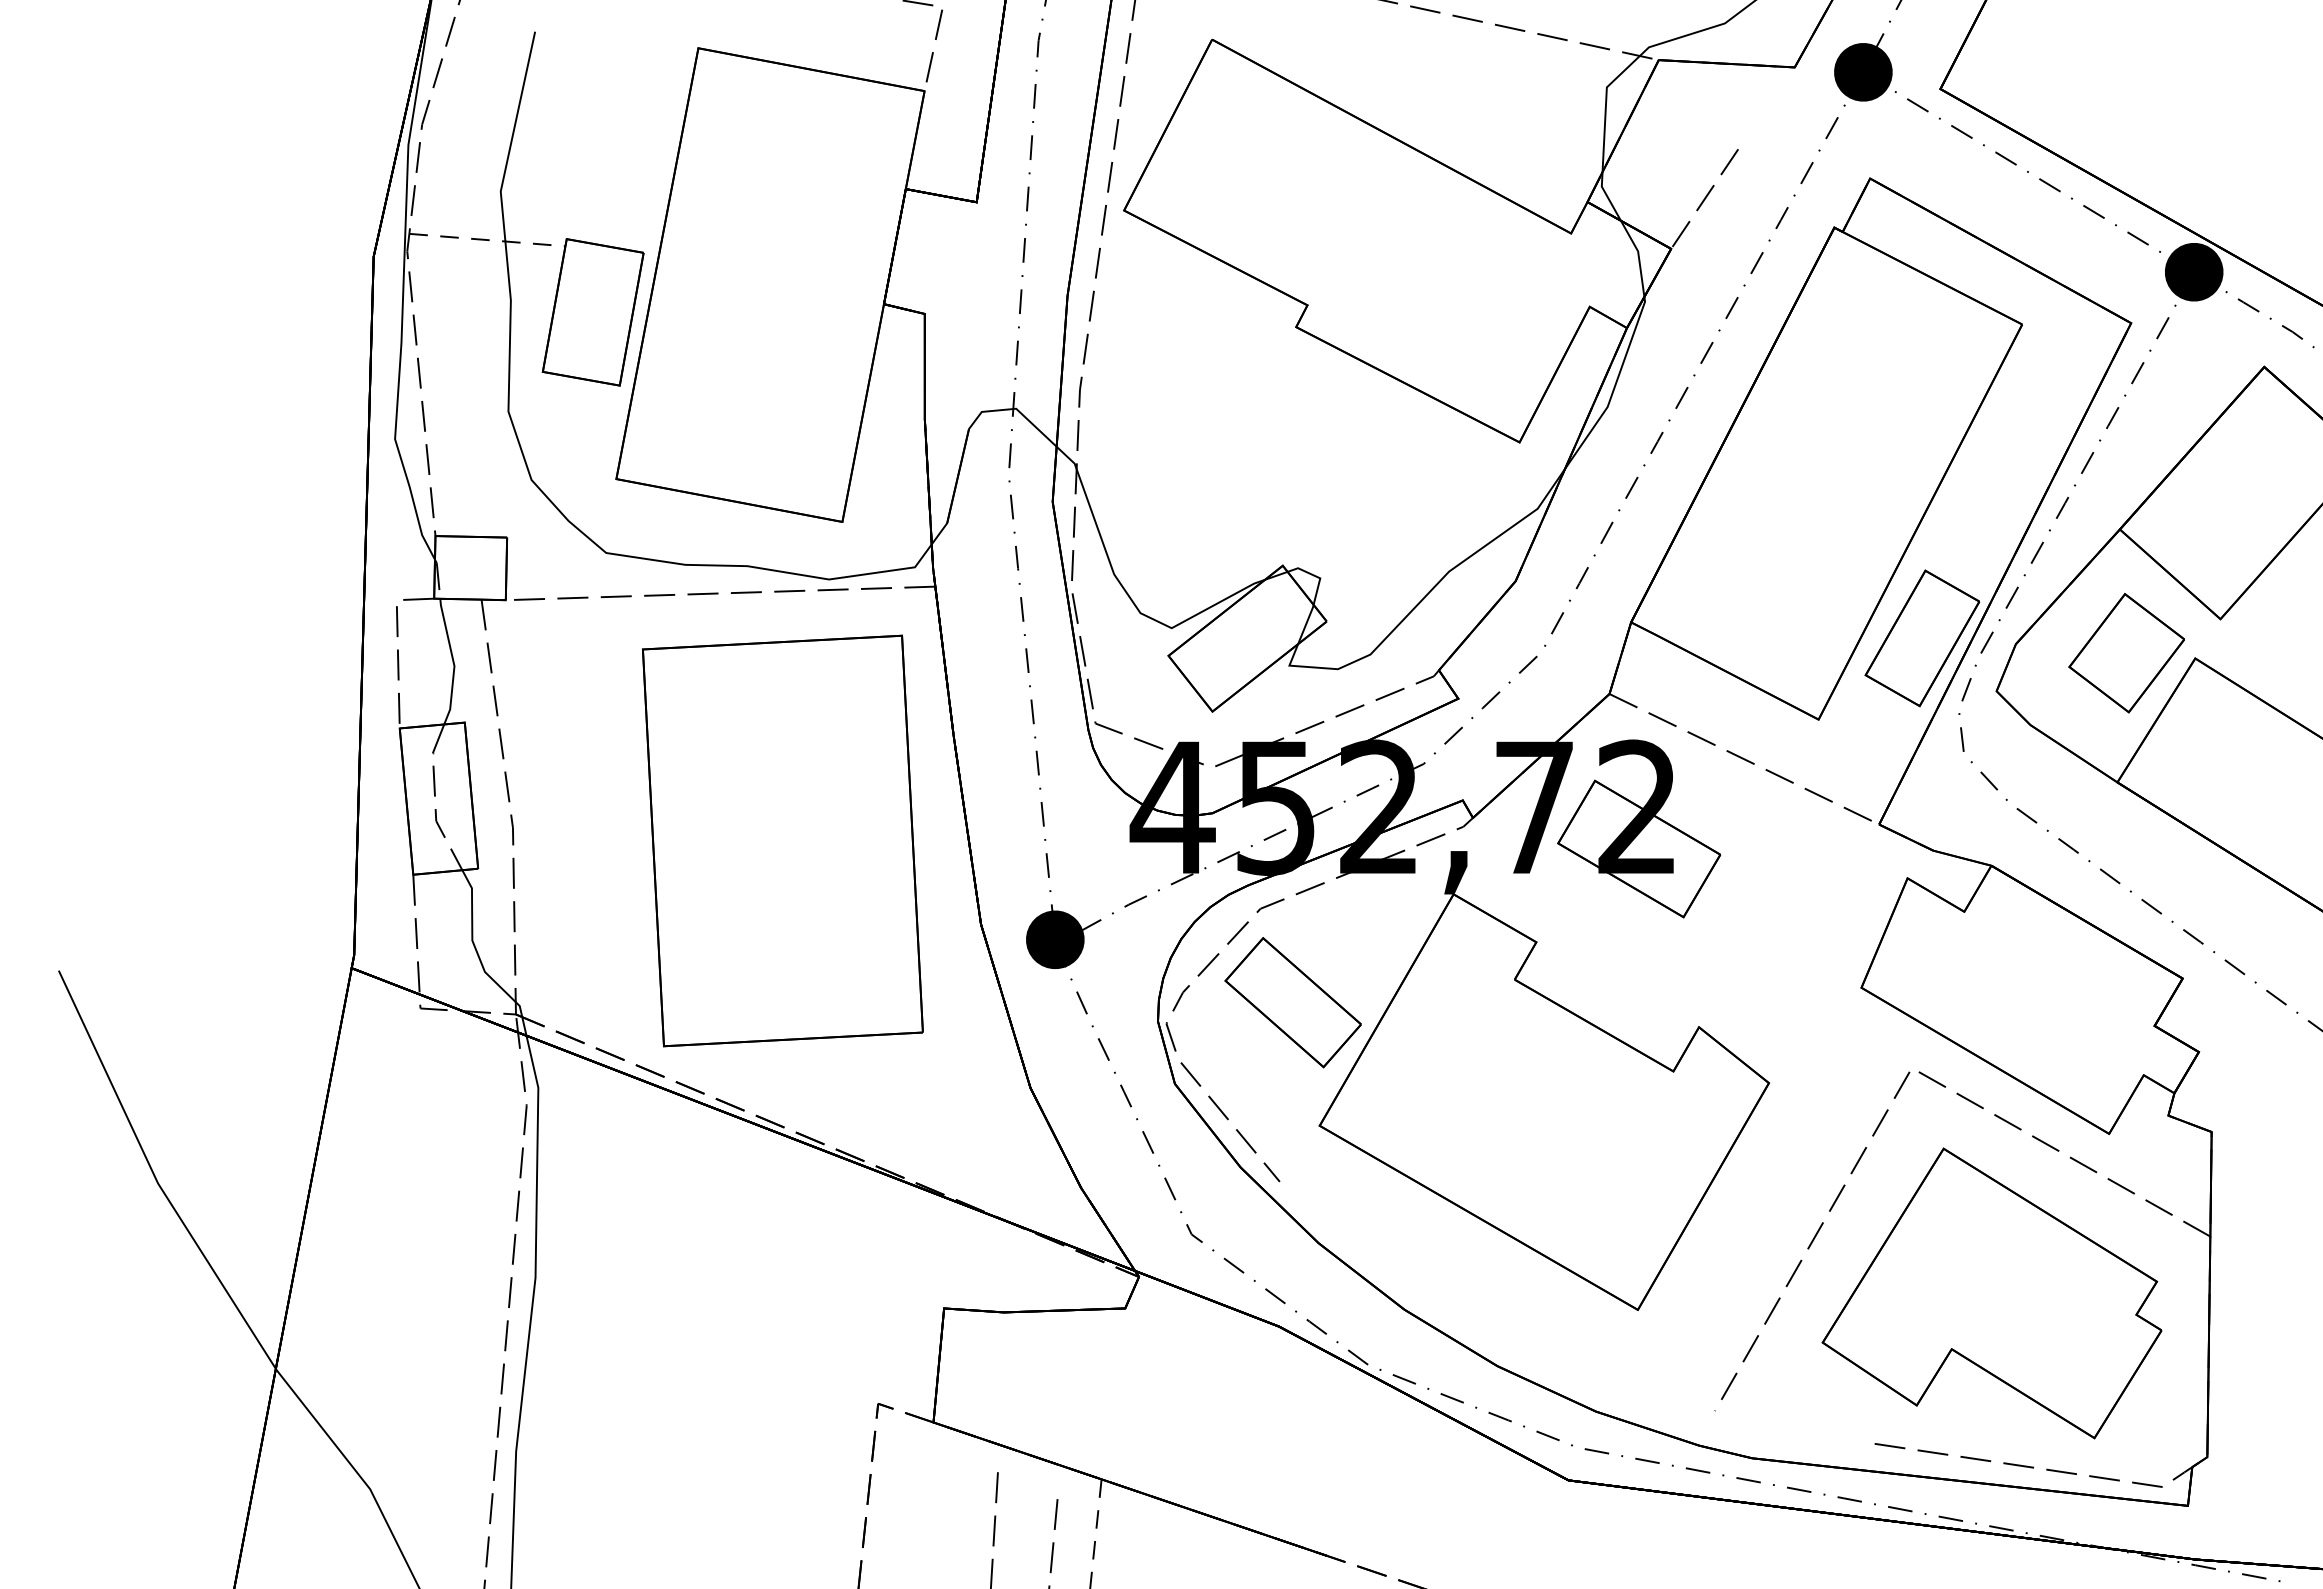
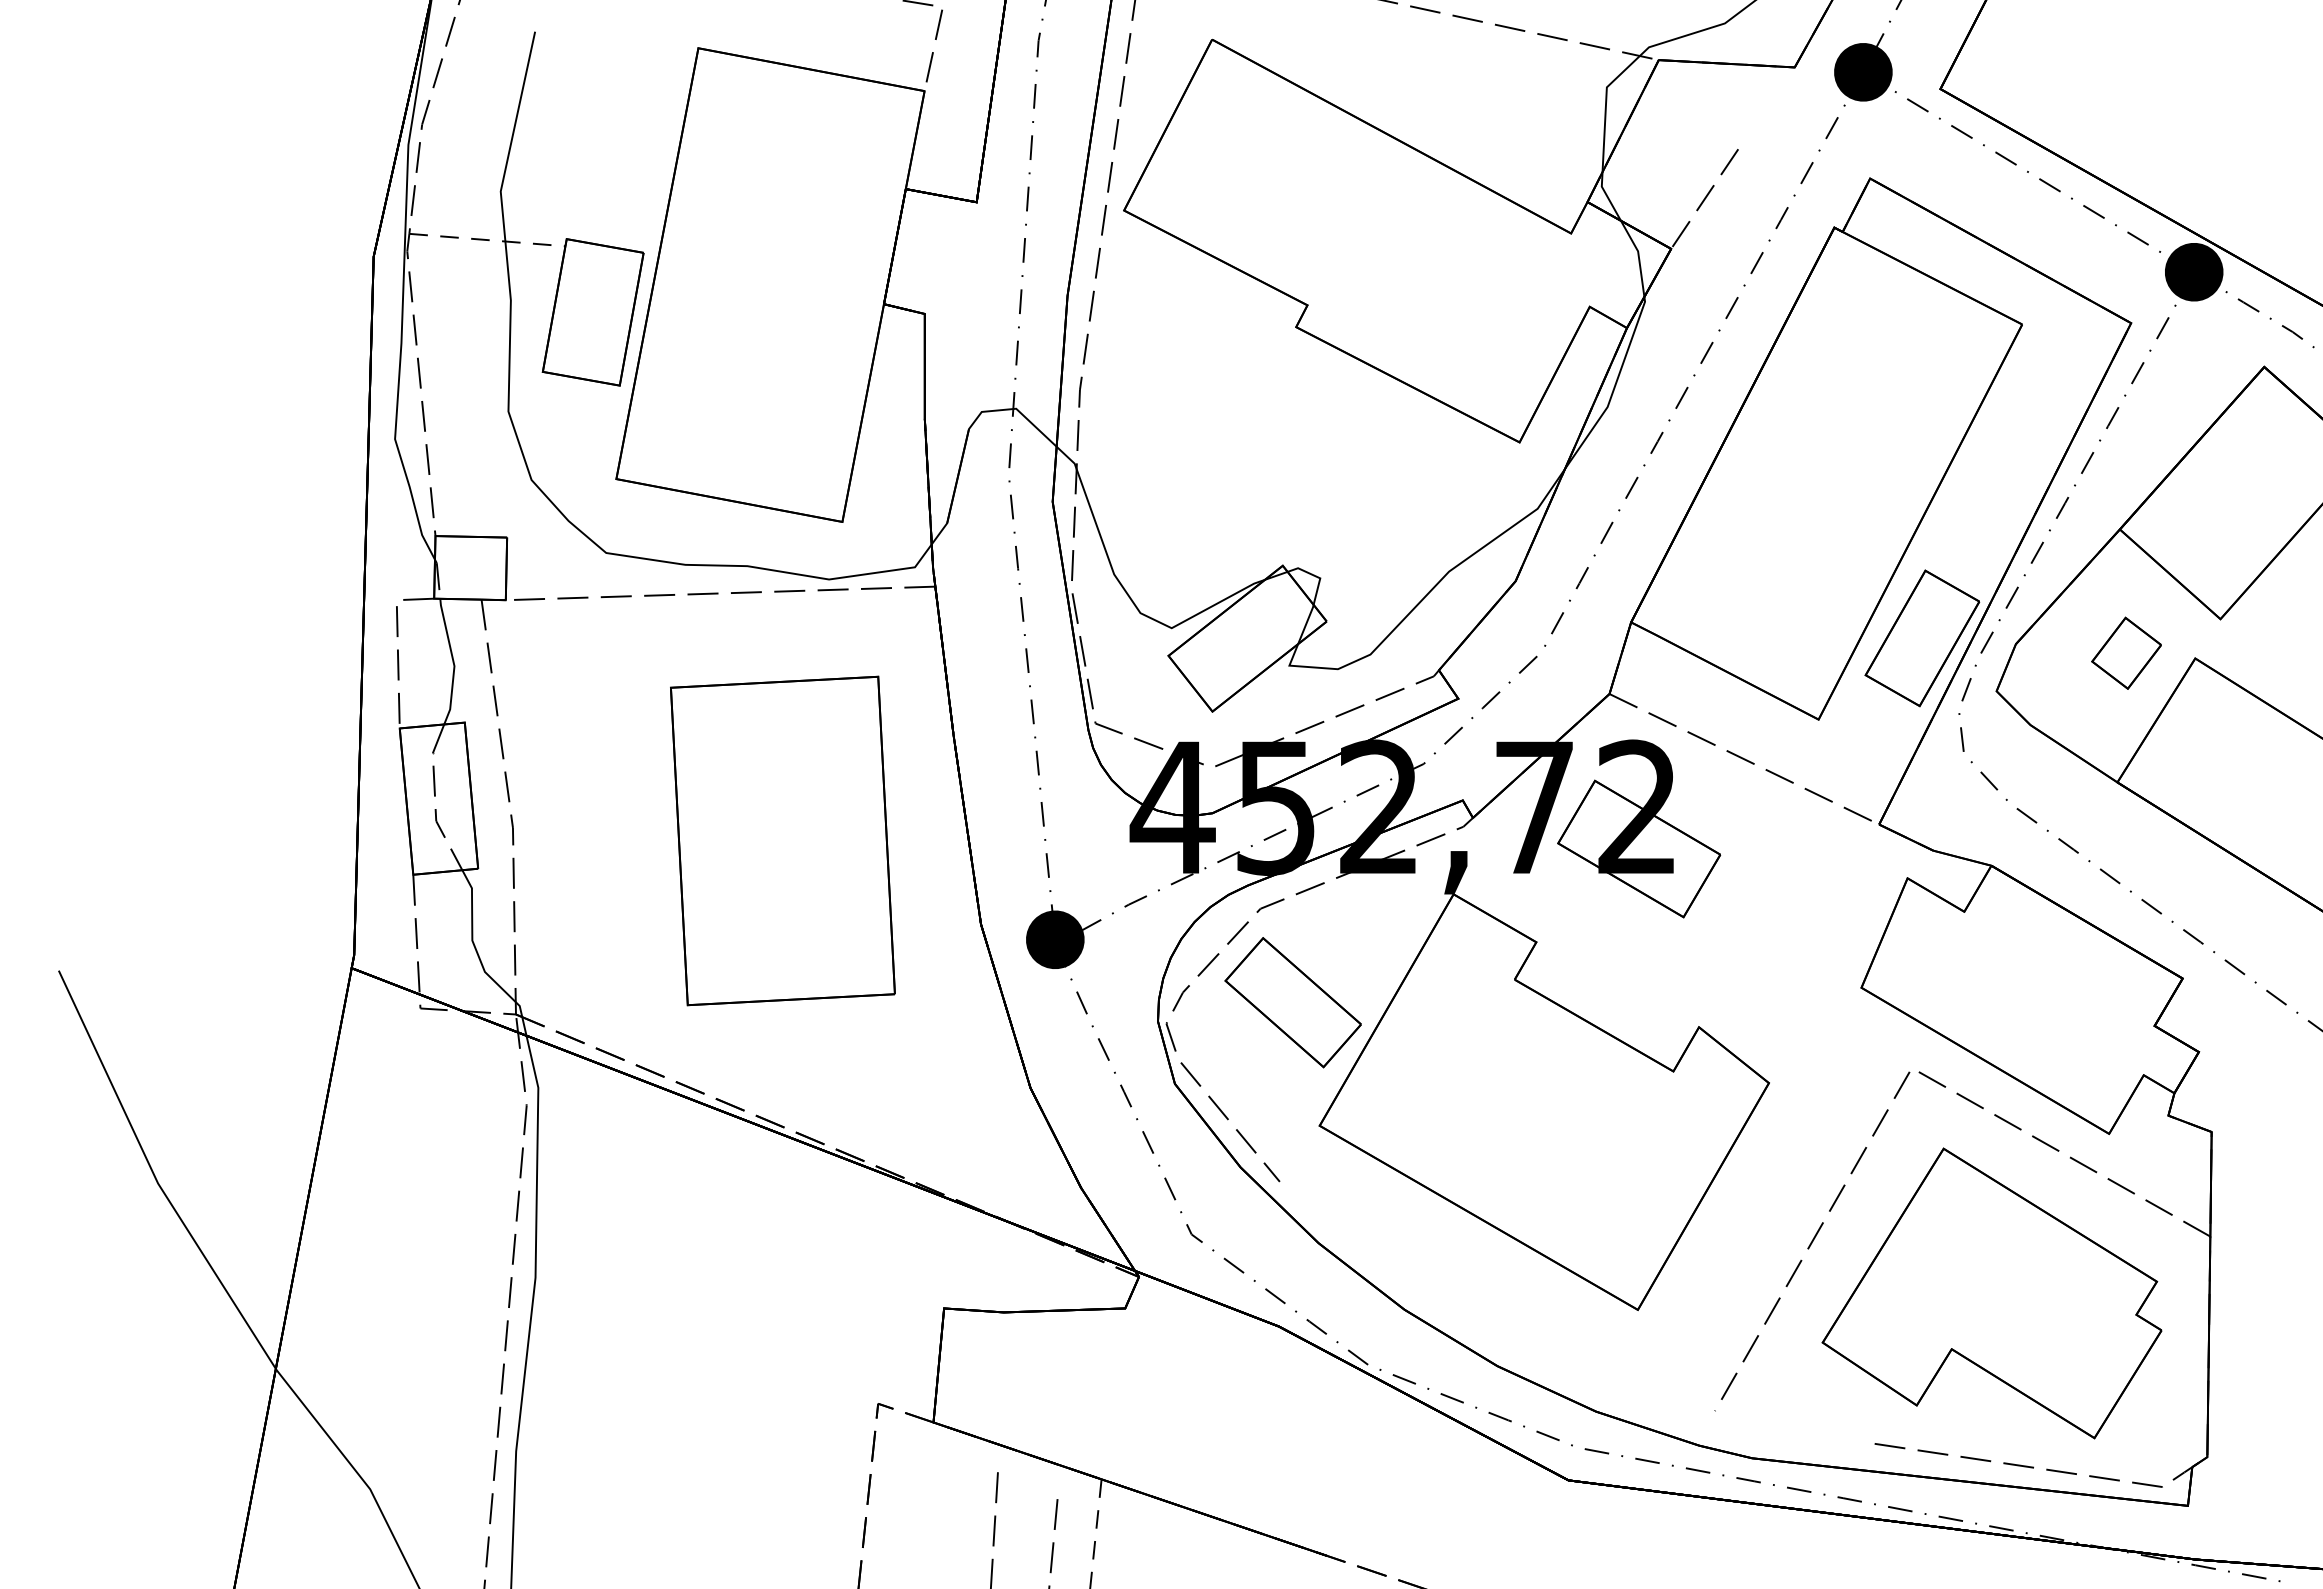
part size: 117x121 px -> 71x74 px (2126, 652)
part size: 282x414 px -> 226x332 px (782, 840)
